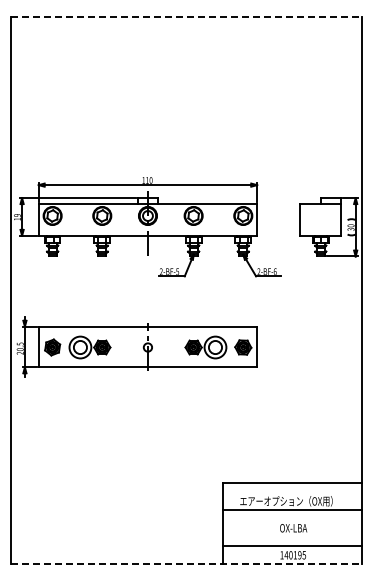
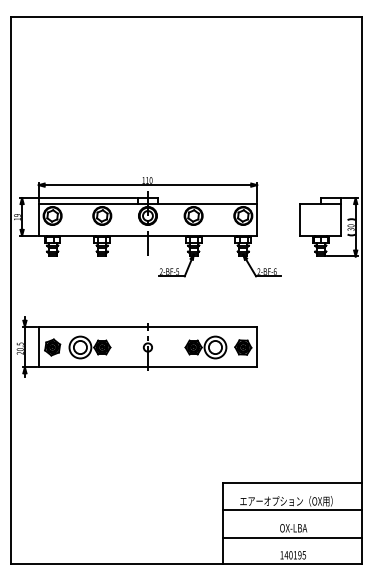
line: dashed -> solid (186, 17)
line position: (292, 546) -> (292, 538) (292, 538)
line: dashed -> solid (186, 563)
